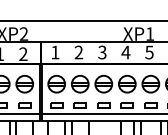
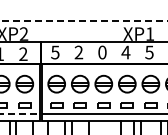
line: solid -> dashed (84, 20)
text: 1 -> 5 (55, 52)
text: 3 -> 0 (102, 52)
line: solid -> dashed (20, 114)
